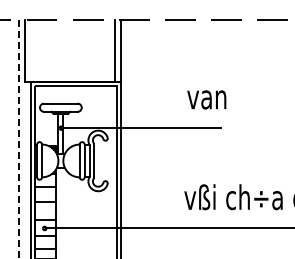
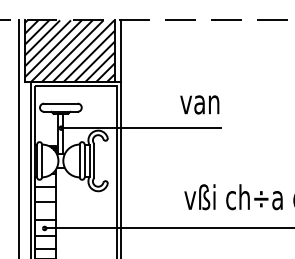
hatch: none -> present (69, 50)
text position: (206, 99) -> (199, 104) (199, 104)
line: dashed -> solid (18, 139)
